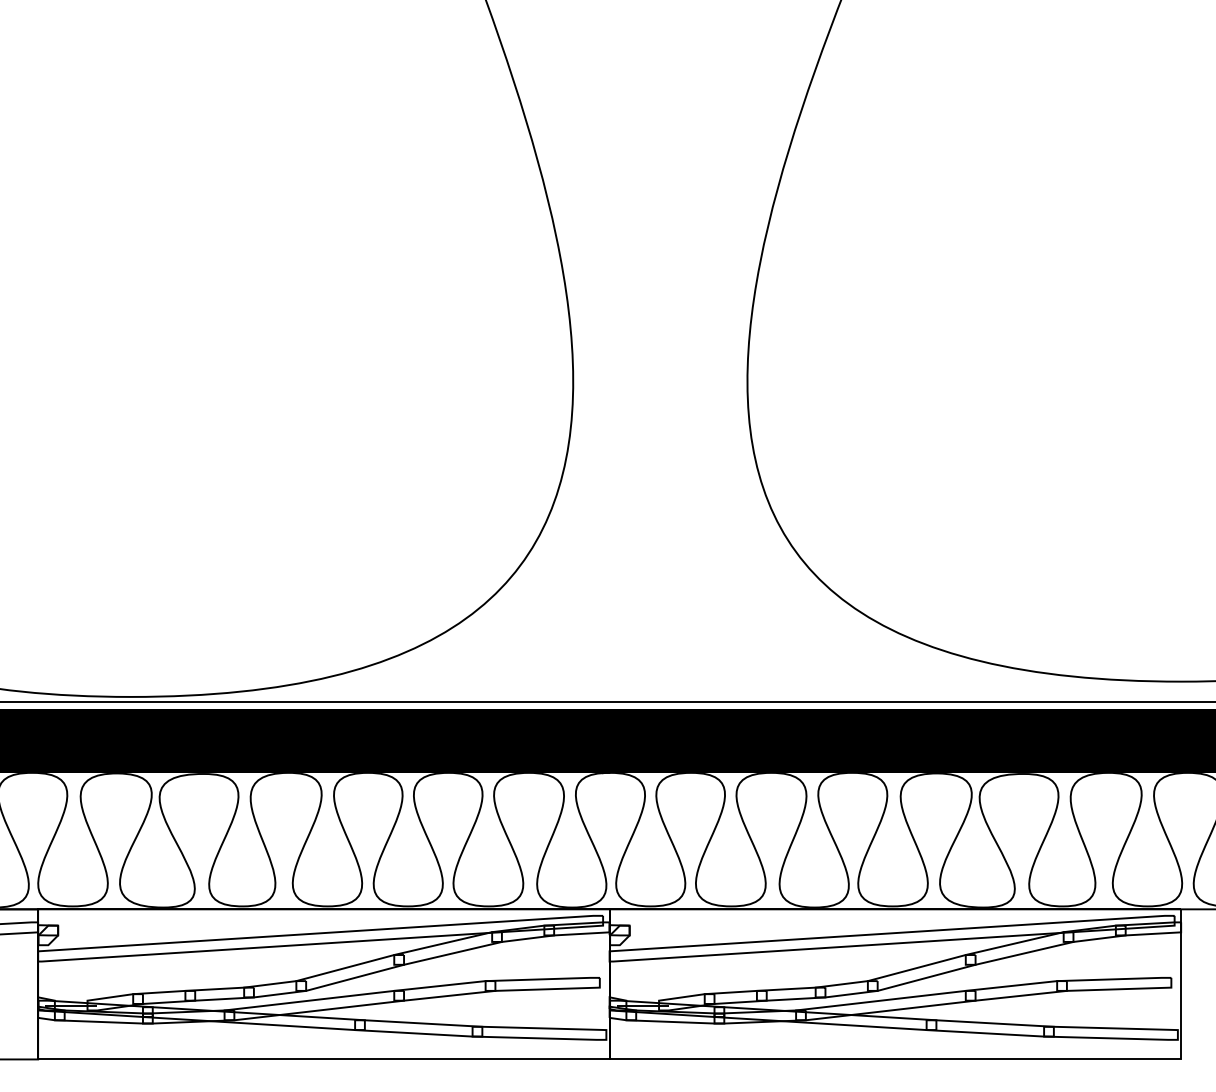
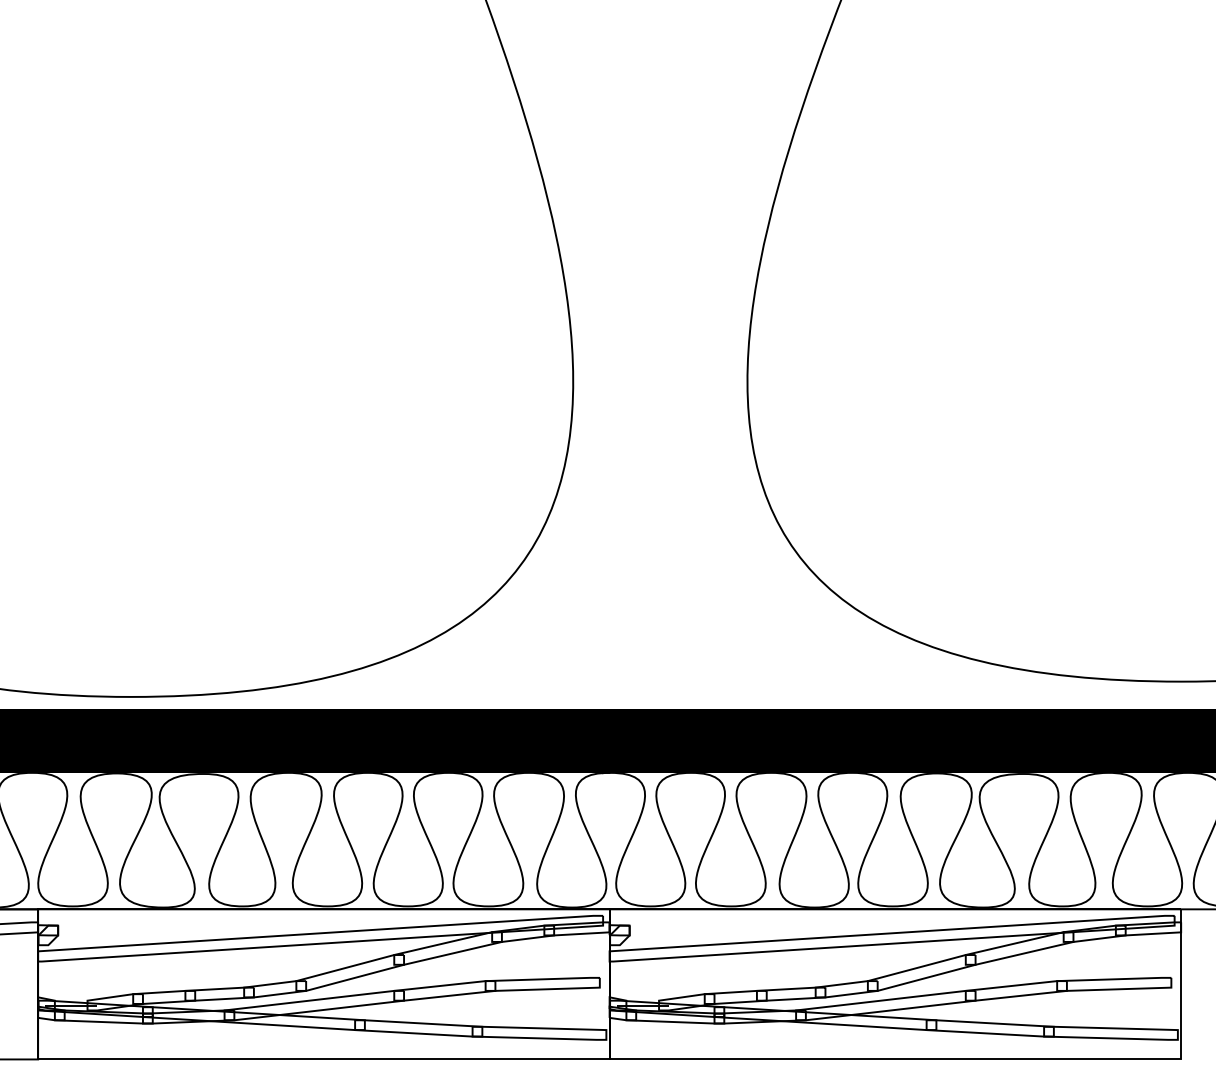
line: present -> none (607, 702)
